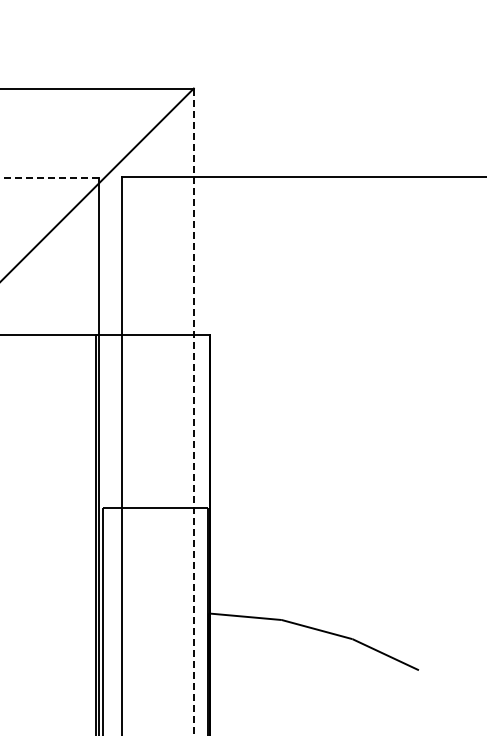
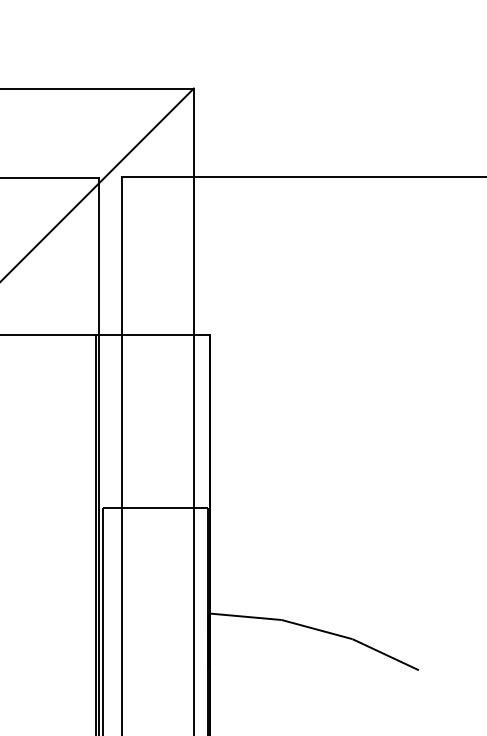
line: dashed -> solid (49, 177)
line: dashed -> solid (193, 412)
